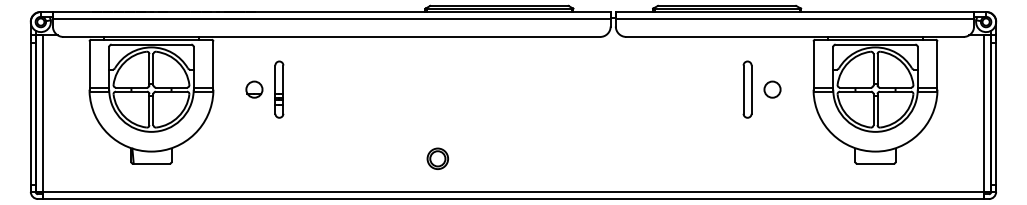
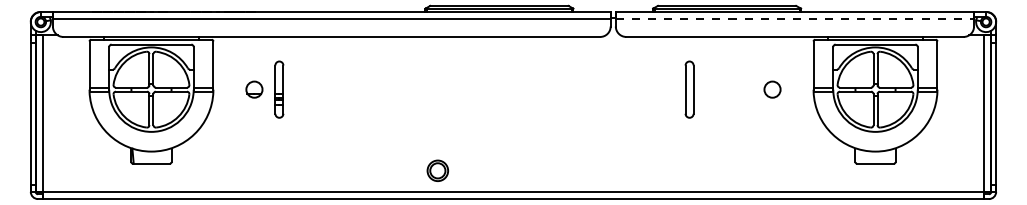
line: solid -> dashed (795, 19)
part position: (747, 89) -> (689, 89) (689, 89)
part position: (437, 158) -> (437, 170) (437, 170)
